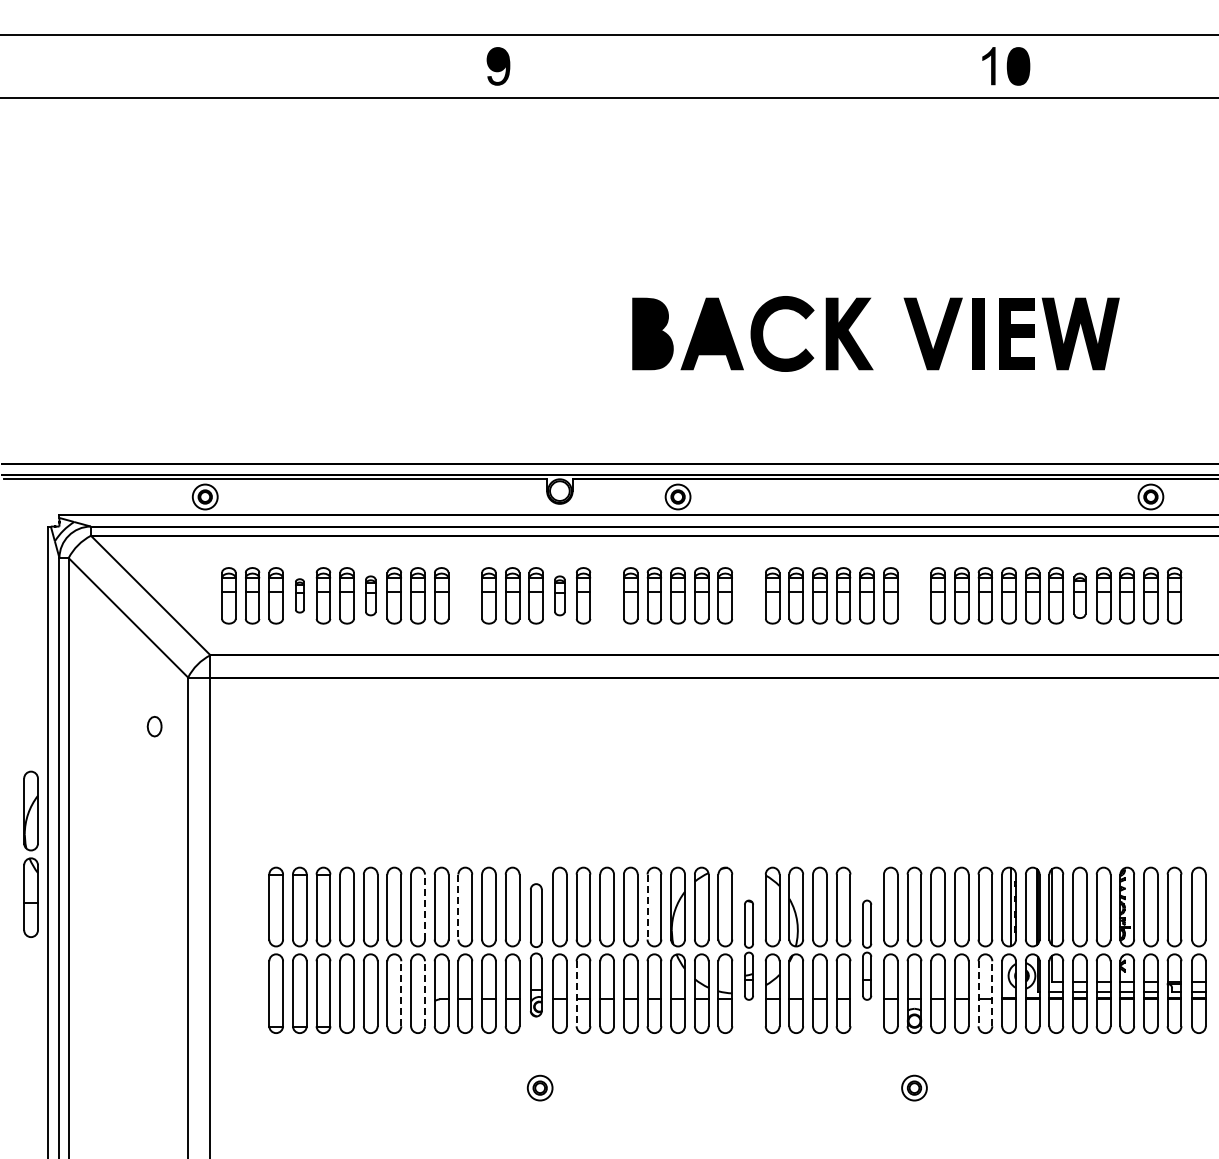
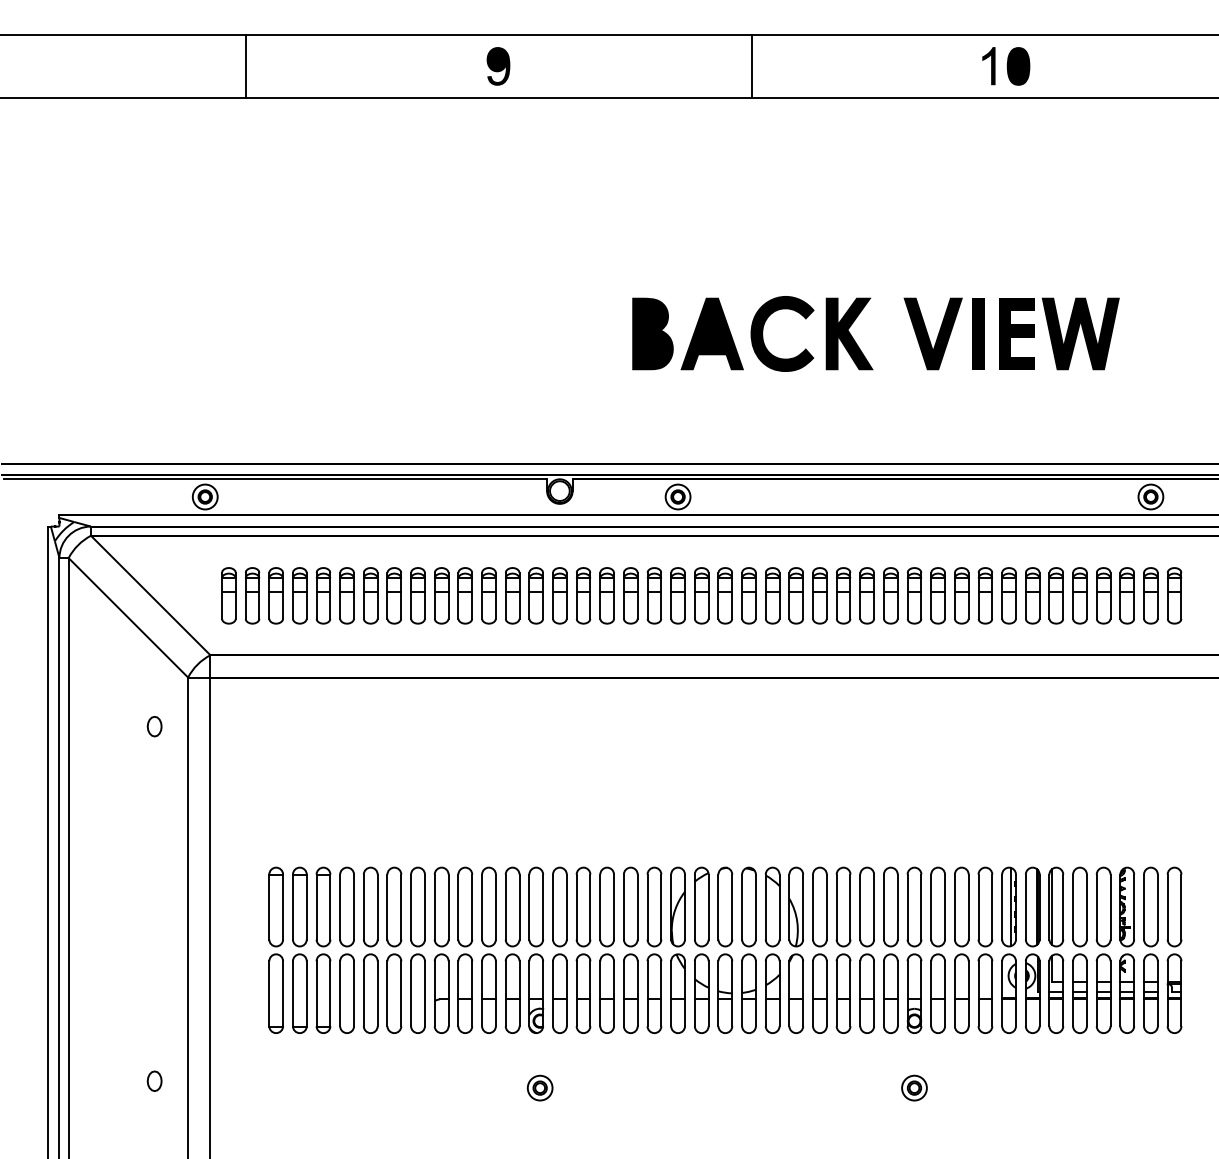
line: none -> present (246, 66)
line: none -> present (752, 66)
part size: 10x36 px -> 16x58 px (299, 595)
part size: 12x42 px -> 16x58 px (370, 595)
part: none -> present (464, 595)
part size: 12x42 px -> 16x58 px (559, 595)
part: none -> present (606, 595)
part: none -> present (748, 595)
part: none -> present (914, 595)
part size: 14x47 px -> 16x58 px (1079, 595)
part: present -> none (30, 853)
line: dashed -> solid (424, 907)
line: dashed -> solid (458, 907)
line: dashed -> solid (647, 907)
part size: 10x102 px -> 16x168 px (748, 949)
part size: 11x102 px -> 16x168 px (866, 949)
part: present -> none (1198, 949)
part size: 13x135 px -> 17x168 px (536, 949)
line: dashed -> solid (401, 993)
line: dashed -> solid (424, 993)
line: dashed -> solid (576, 993)
line: dashed -> solid (978, 993)
line: dashed -> solid (992, 993)
part: none -> present (154, 1080)
